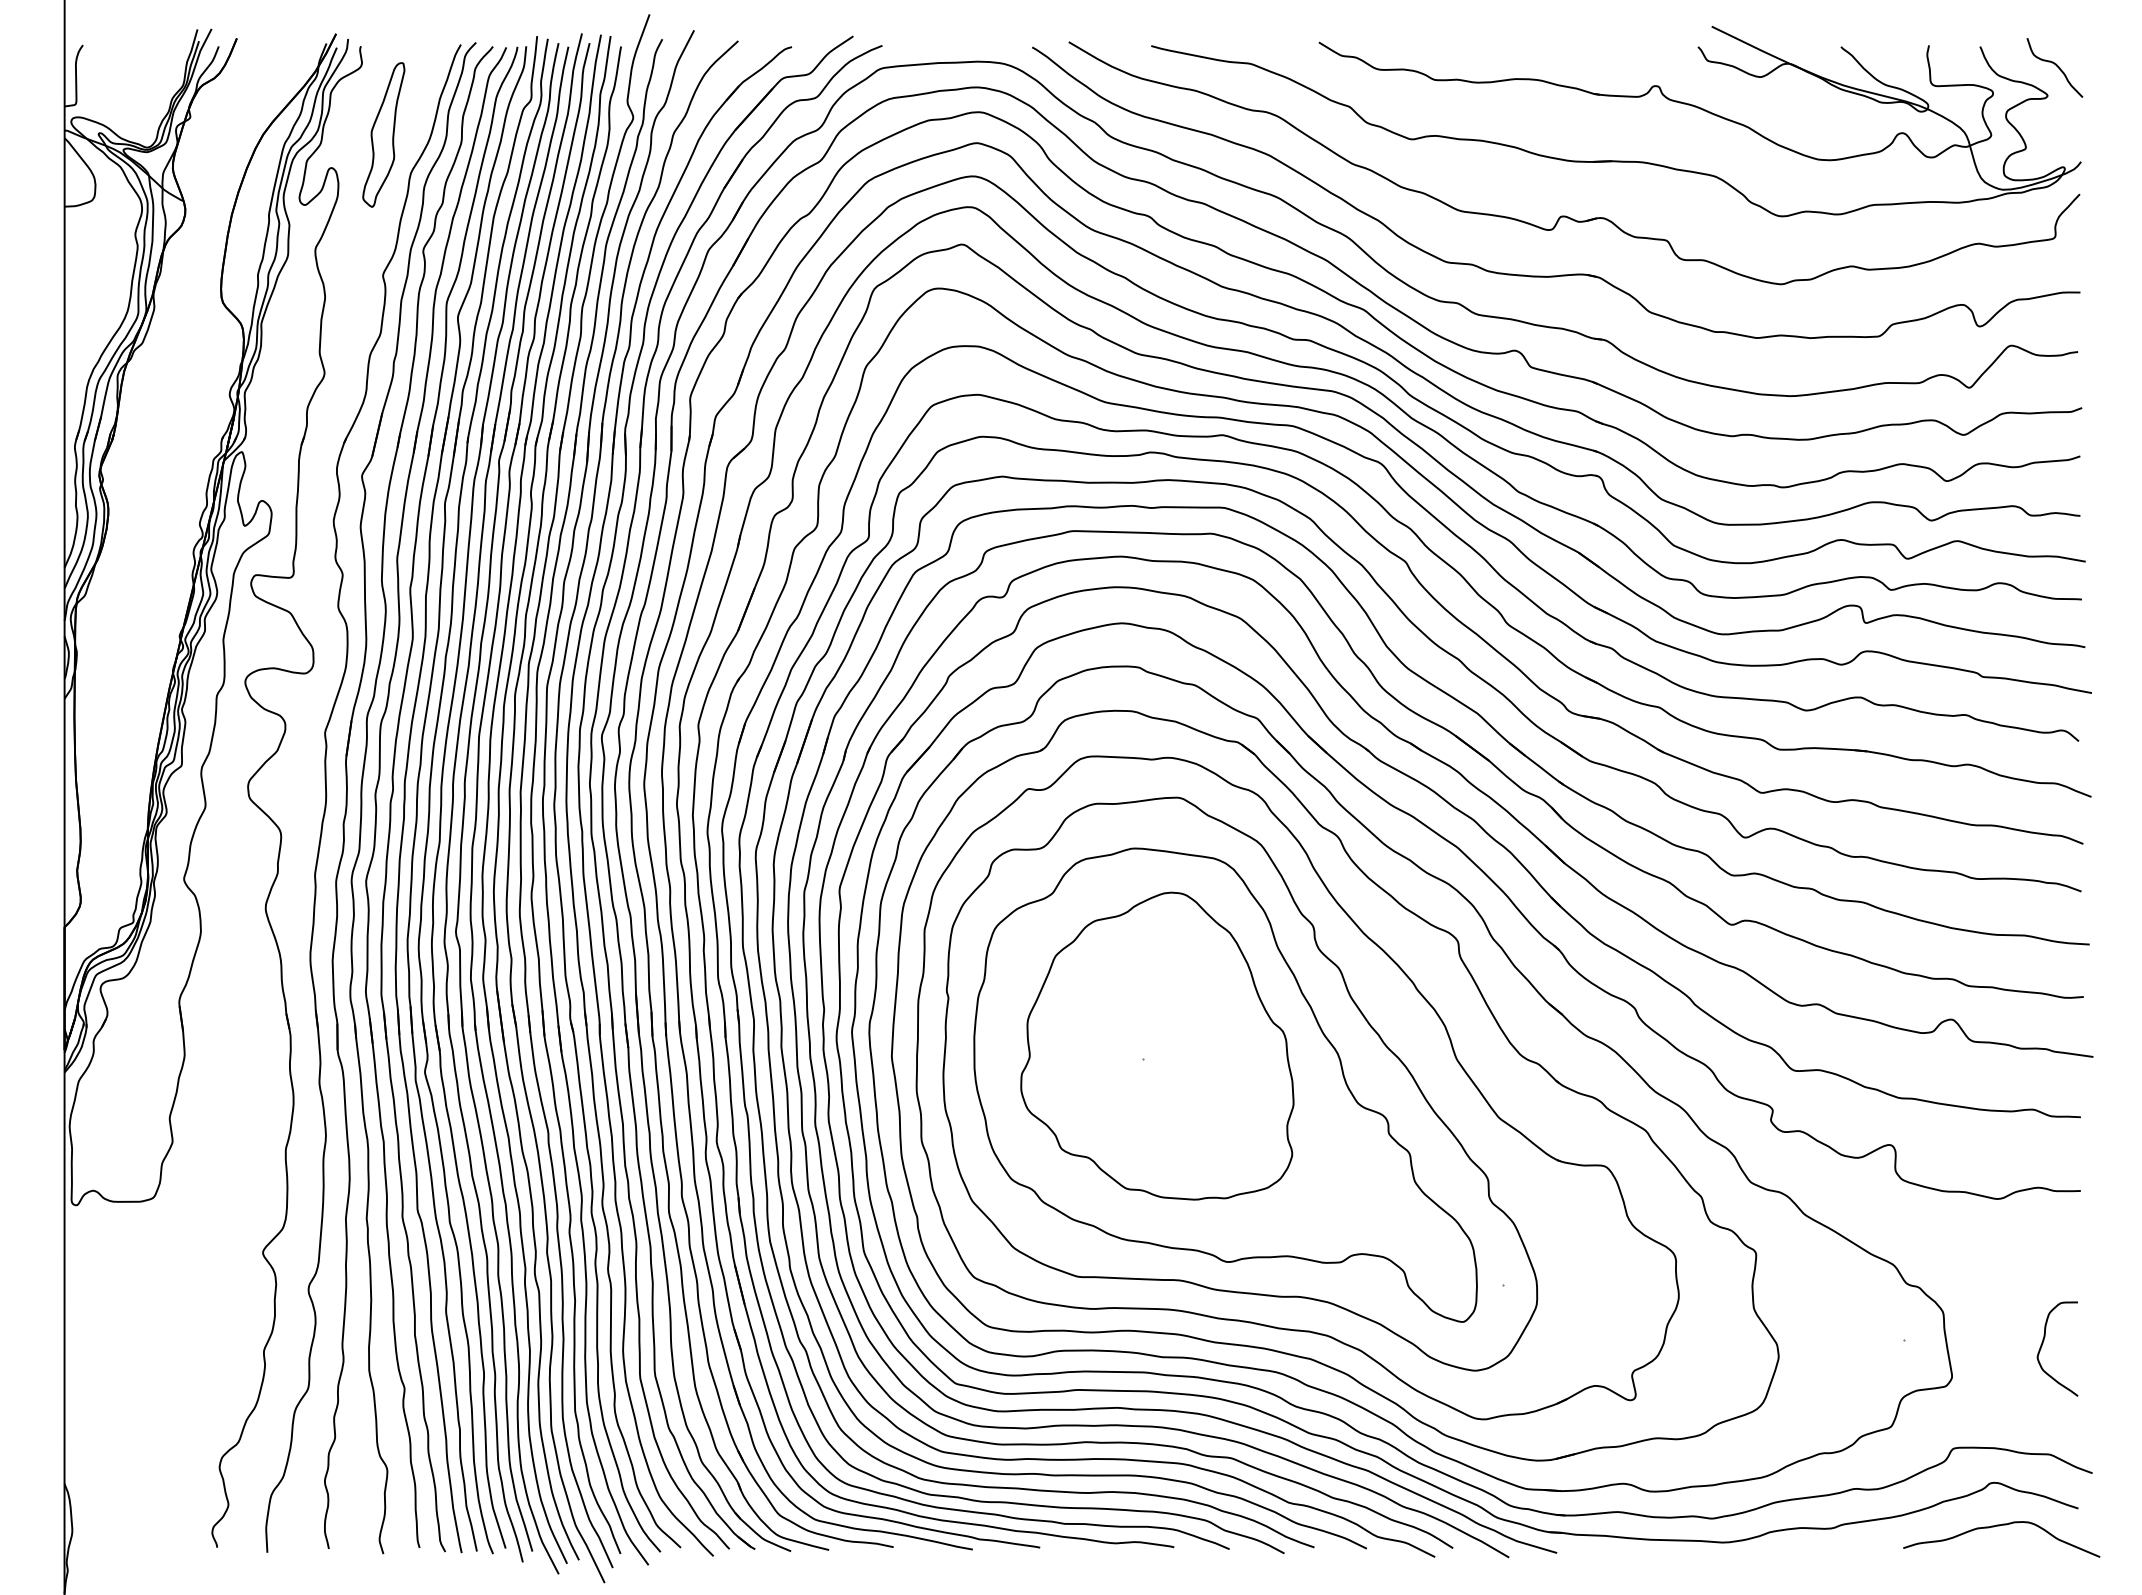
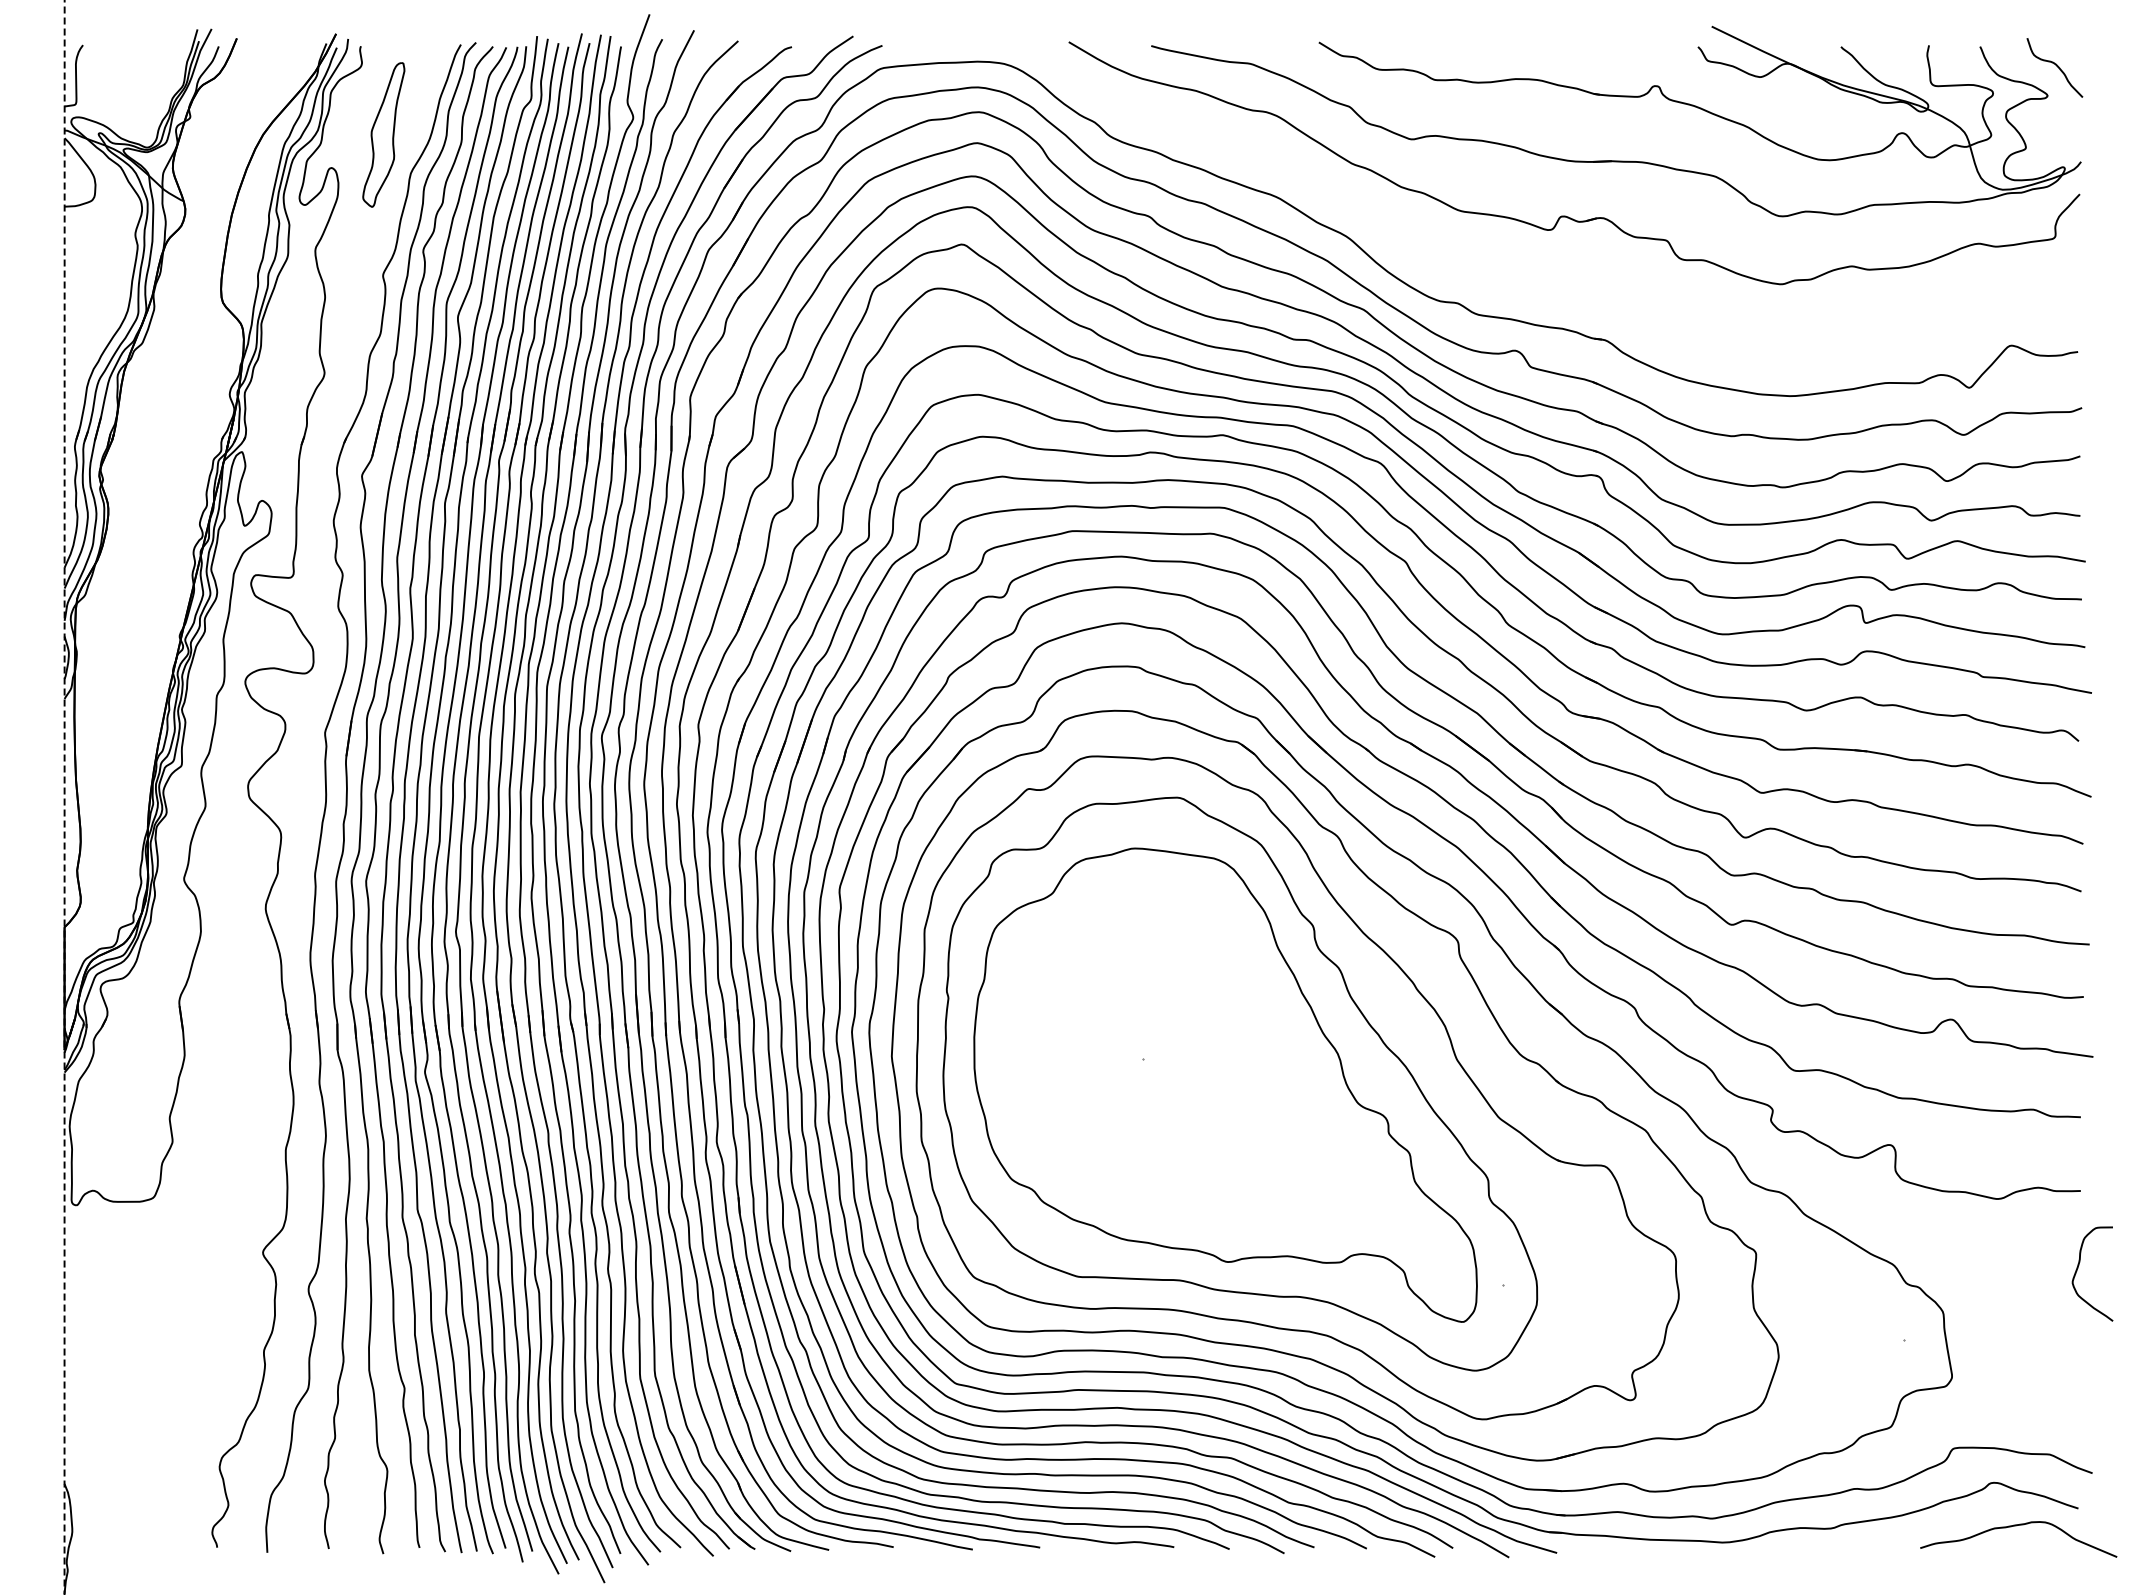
part: present -> none (1560, 274)
line: solid -> dashed (64, 797)
part: present -> none (1157, 1045)
curve position: (2043, 1343) -> (2078, 1268) (2078, 1268)
curve position: (1999, 1526) -> (2016, 1526) (2016, 1526)
